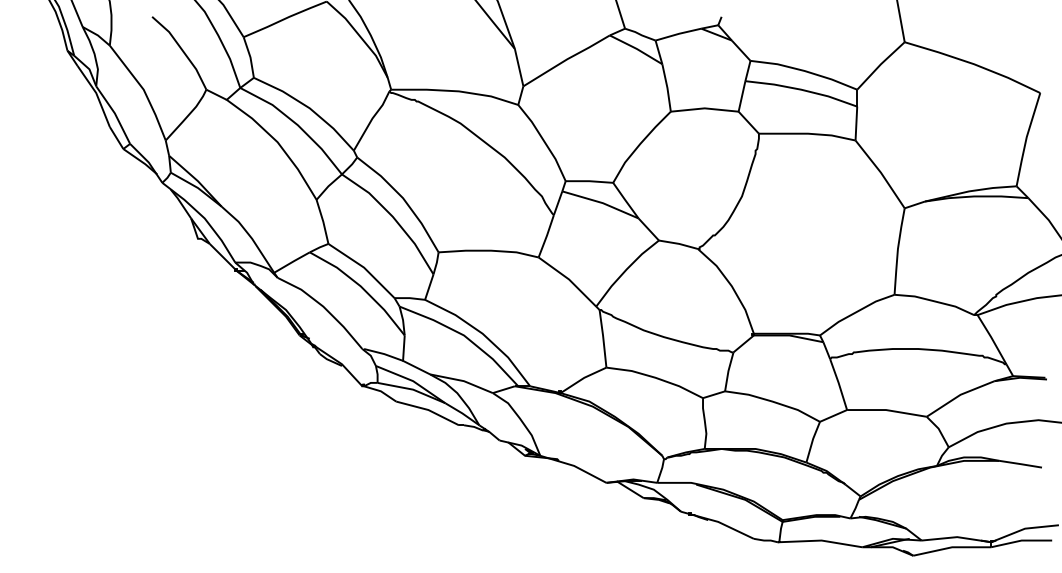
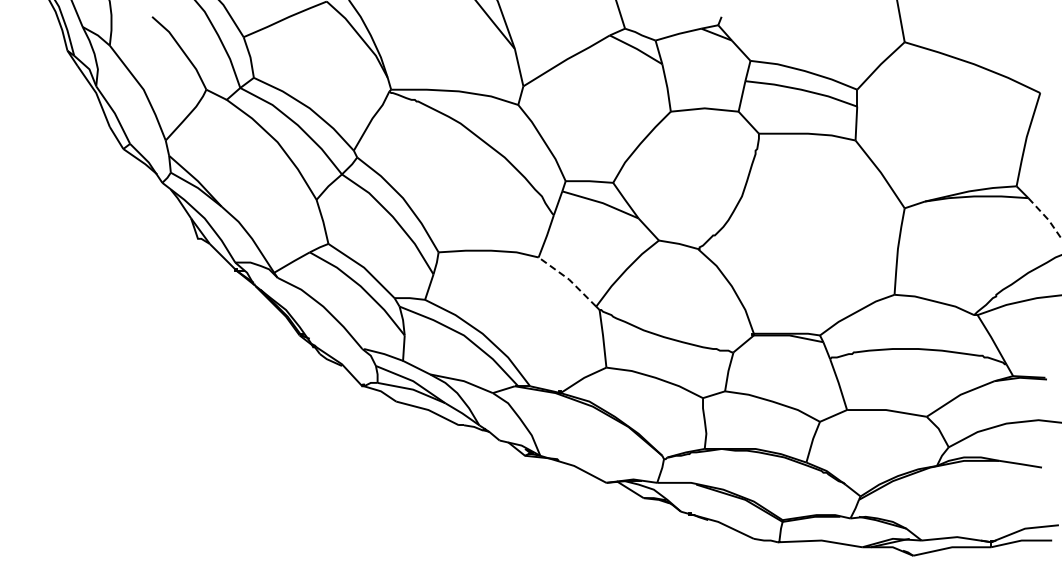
line: solid -> dashed (1046, 217)
line: solid -> dashed (569, 279)
